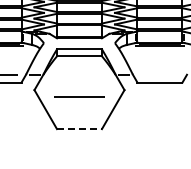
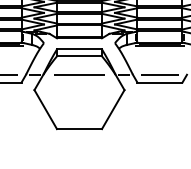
line: none -> present (159, 74)
line position: (79, 96) -> (79, 74) (79, 74)
line: dashed -> solid (80, 129)
